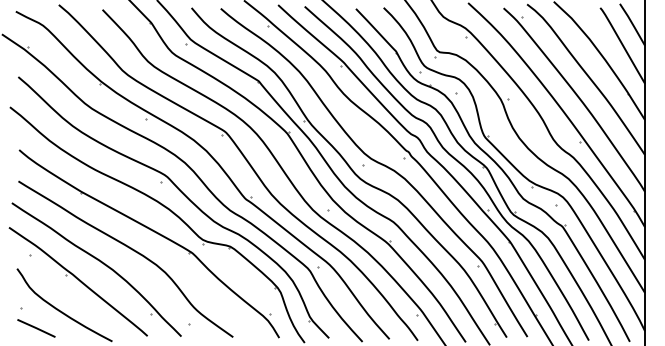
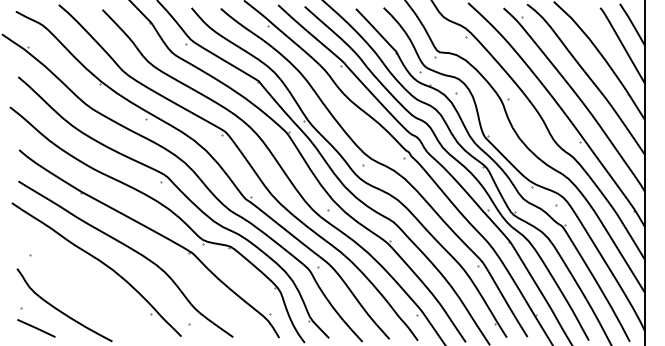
part: present -> none (77, 281)
